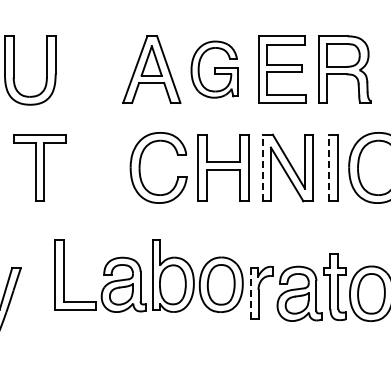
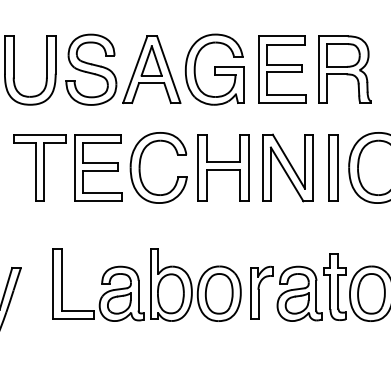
part: none -> present (91, 69)
part size: 49x59 px -> 61x73 px (214, 69)
part: none -> present (98, 167)
line: dashed -> solid (262, 167)
line: dashed -> solid (329, 167)
part position: (148, 275) -> (146, 284) (146, 284)
line: dashed -> solid (250, 293)
